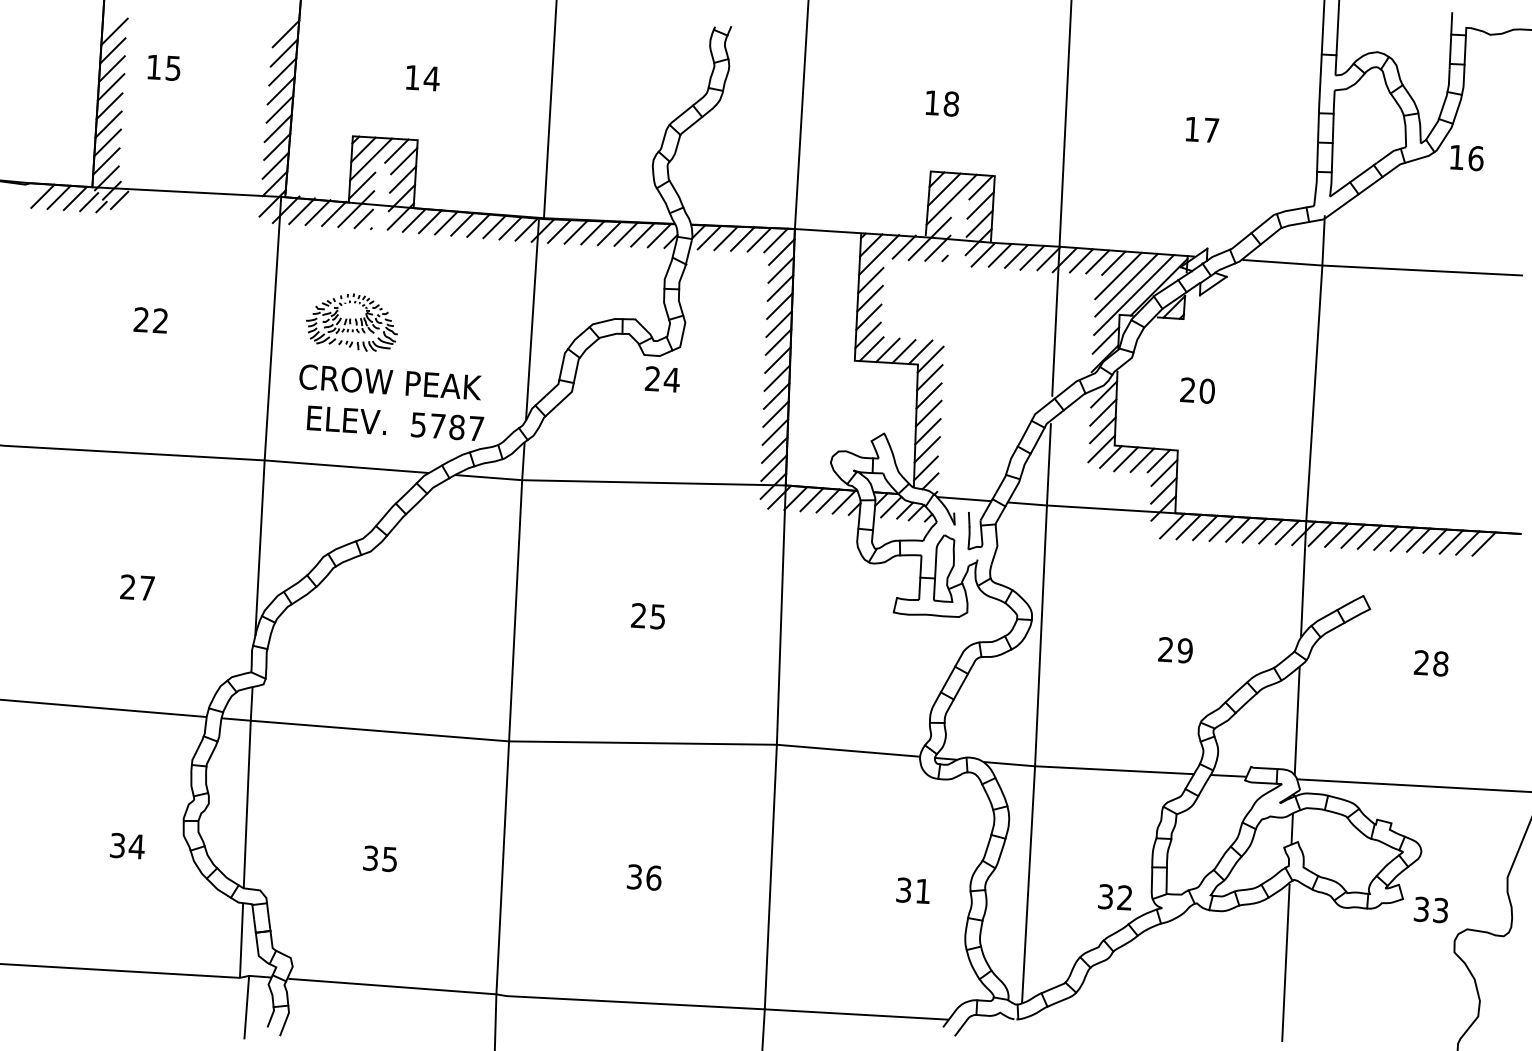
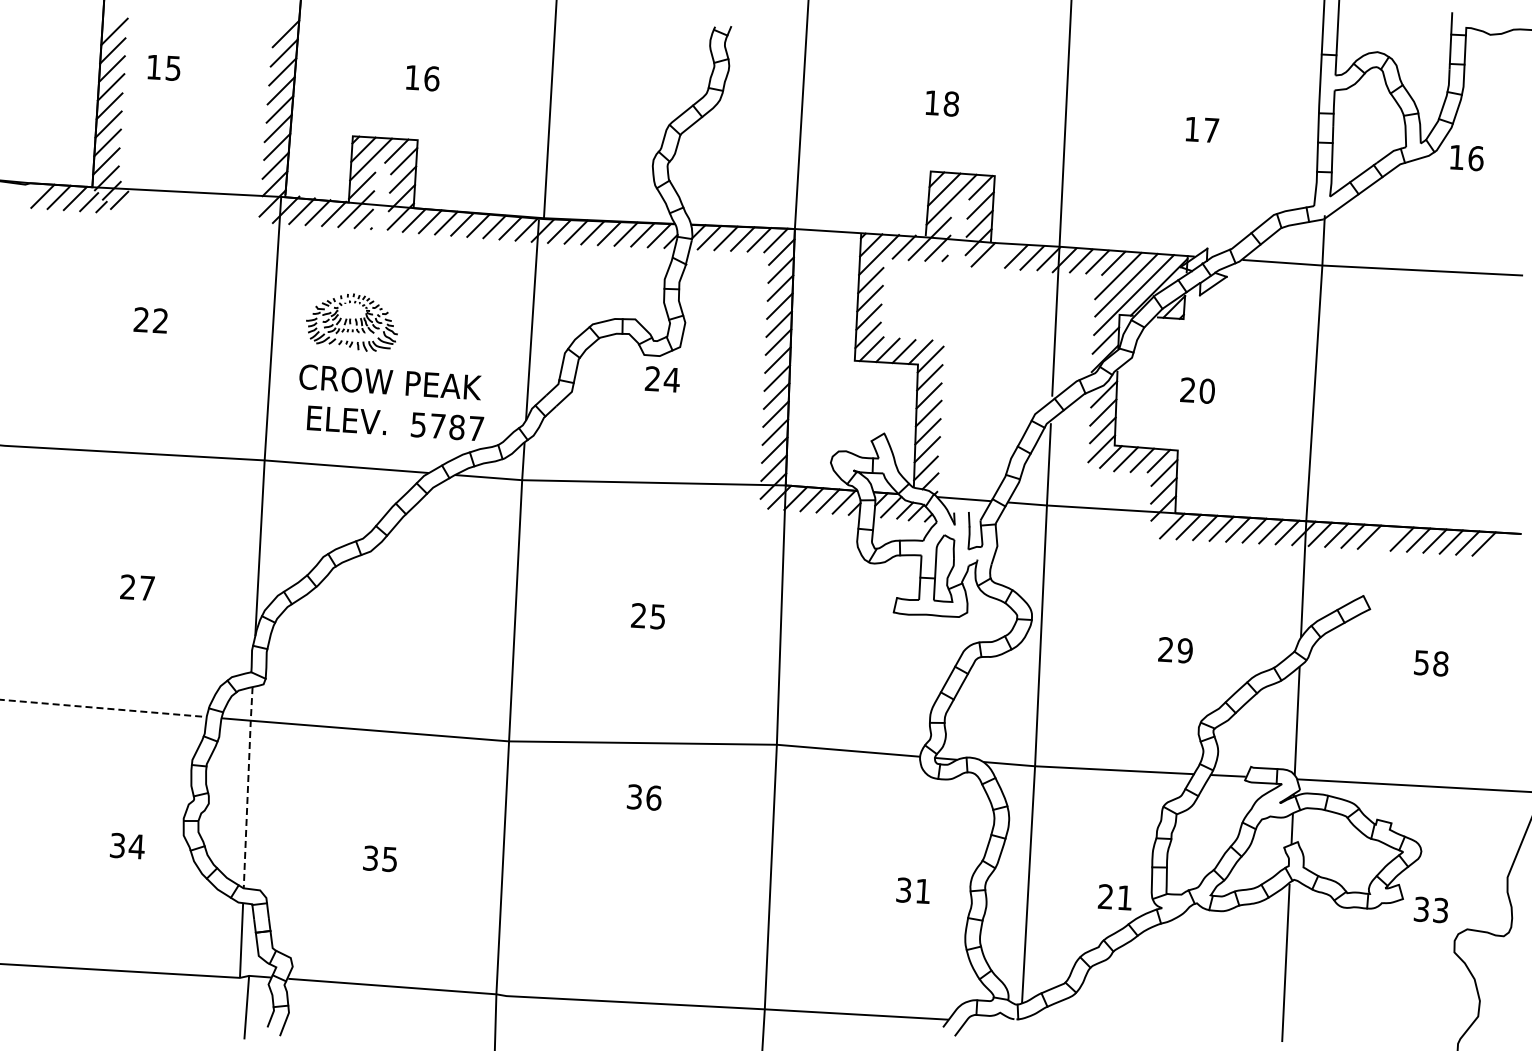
text: 14 -> 16 (431, 78)
line: present -> none (999, 255)
line: present -> none (1385, 537)
text: 28 -> 58 (1420, 662)
line: solid -> dashed (103, 708)
line: solid -> dashed (247, 787)
text position: (643, 877) -> (643, 797) (643, 797)
text: 32 -> 21 (1114, 897)
